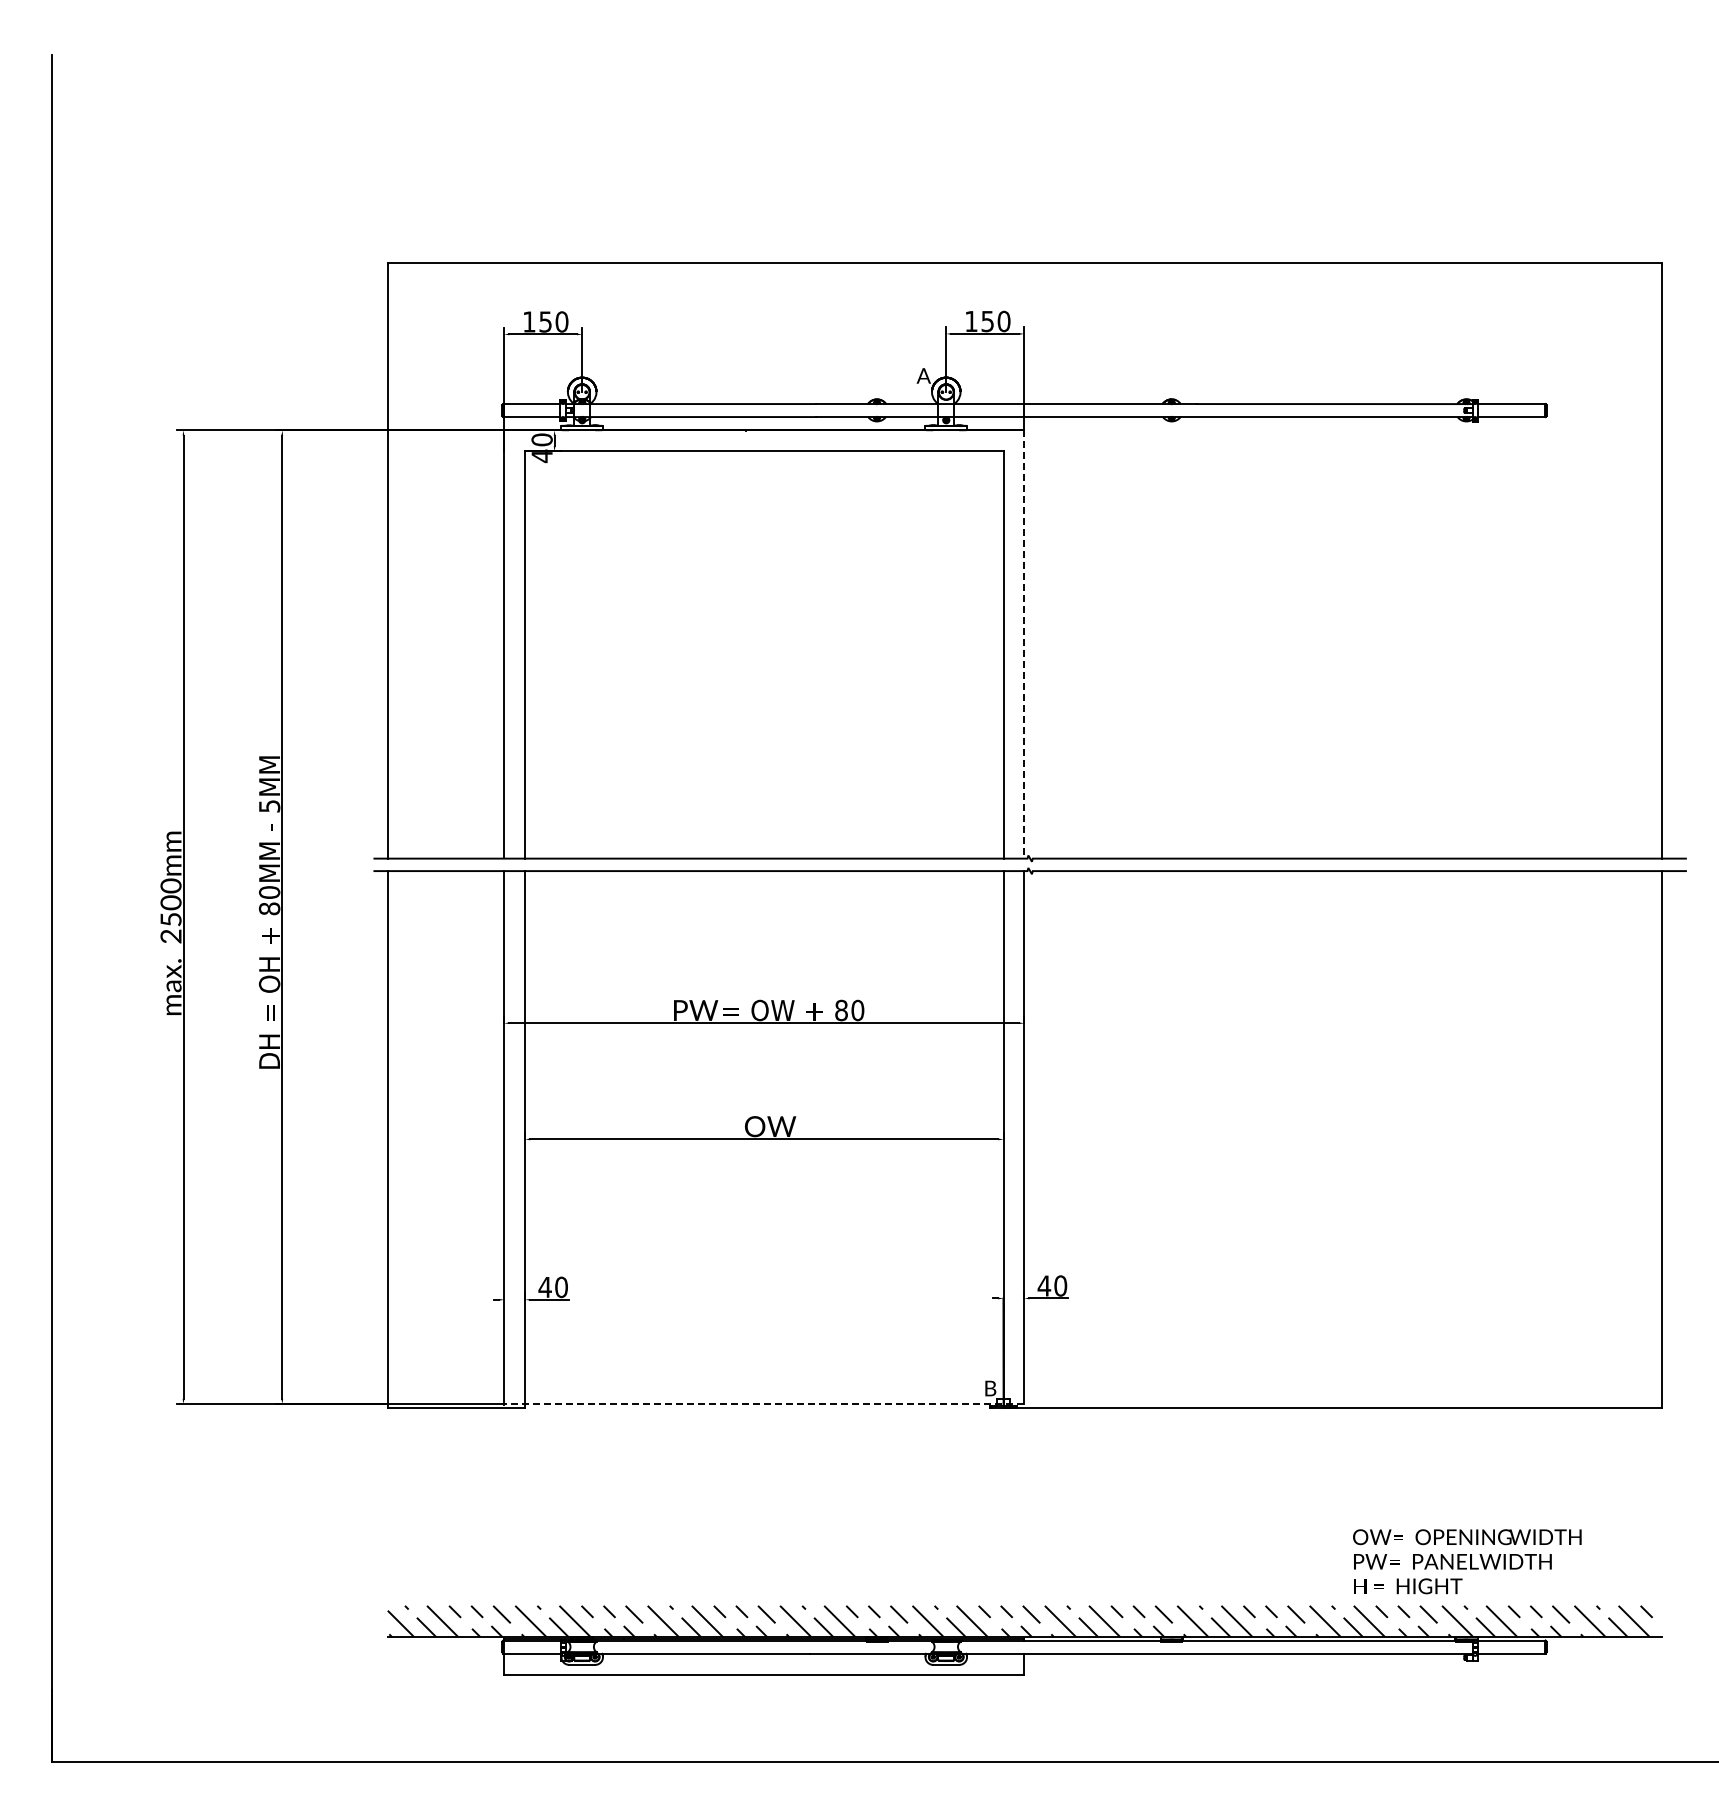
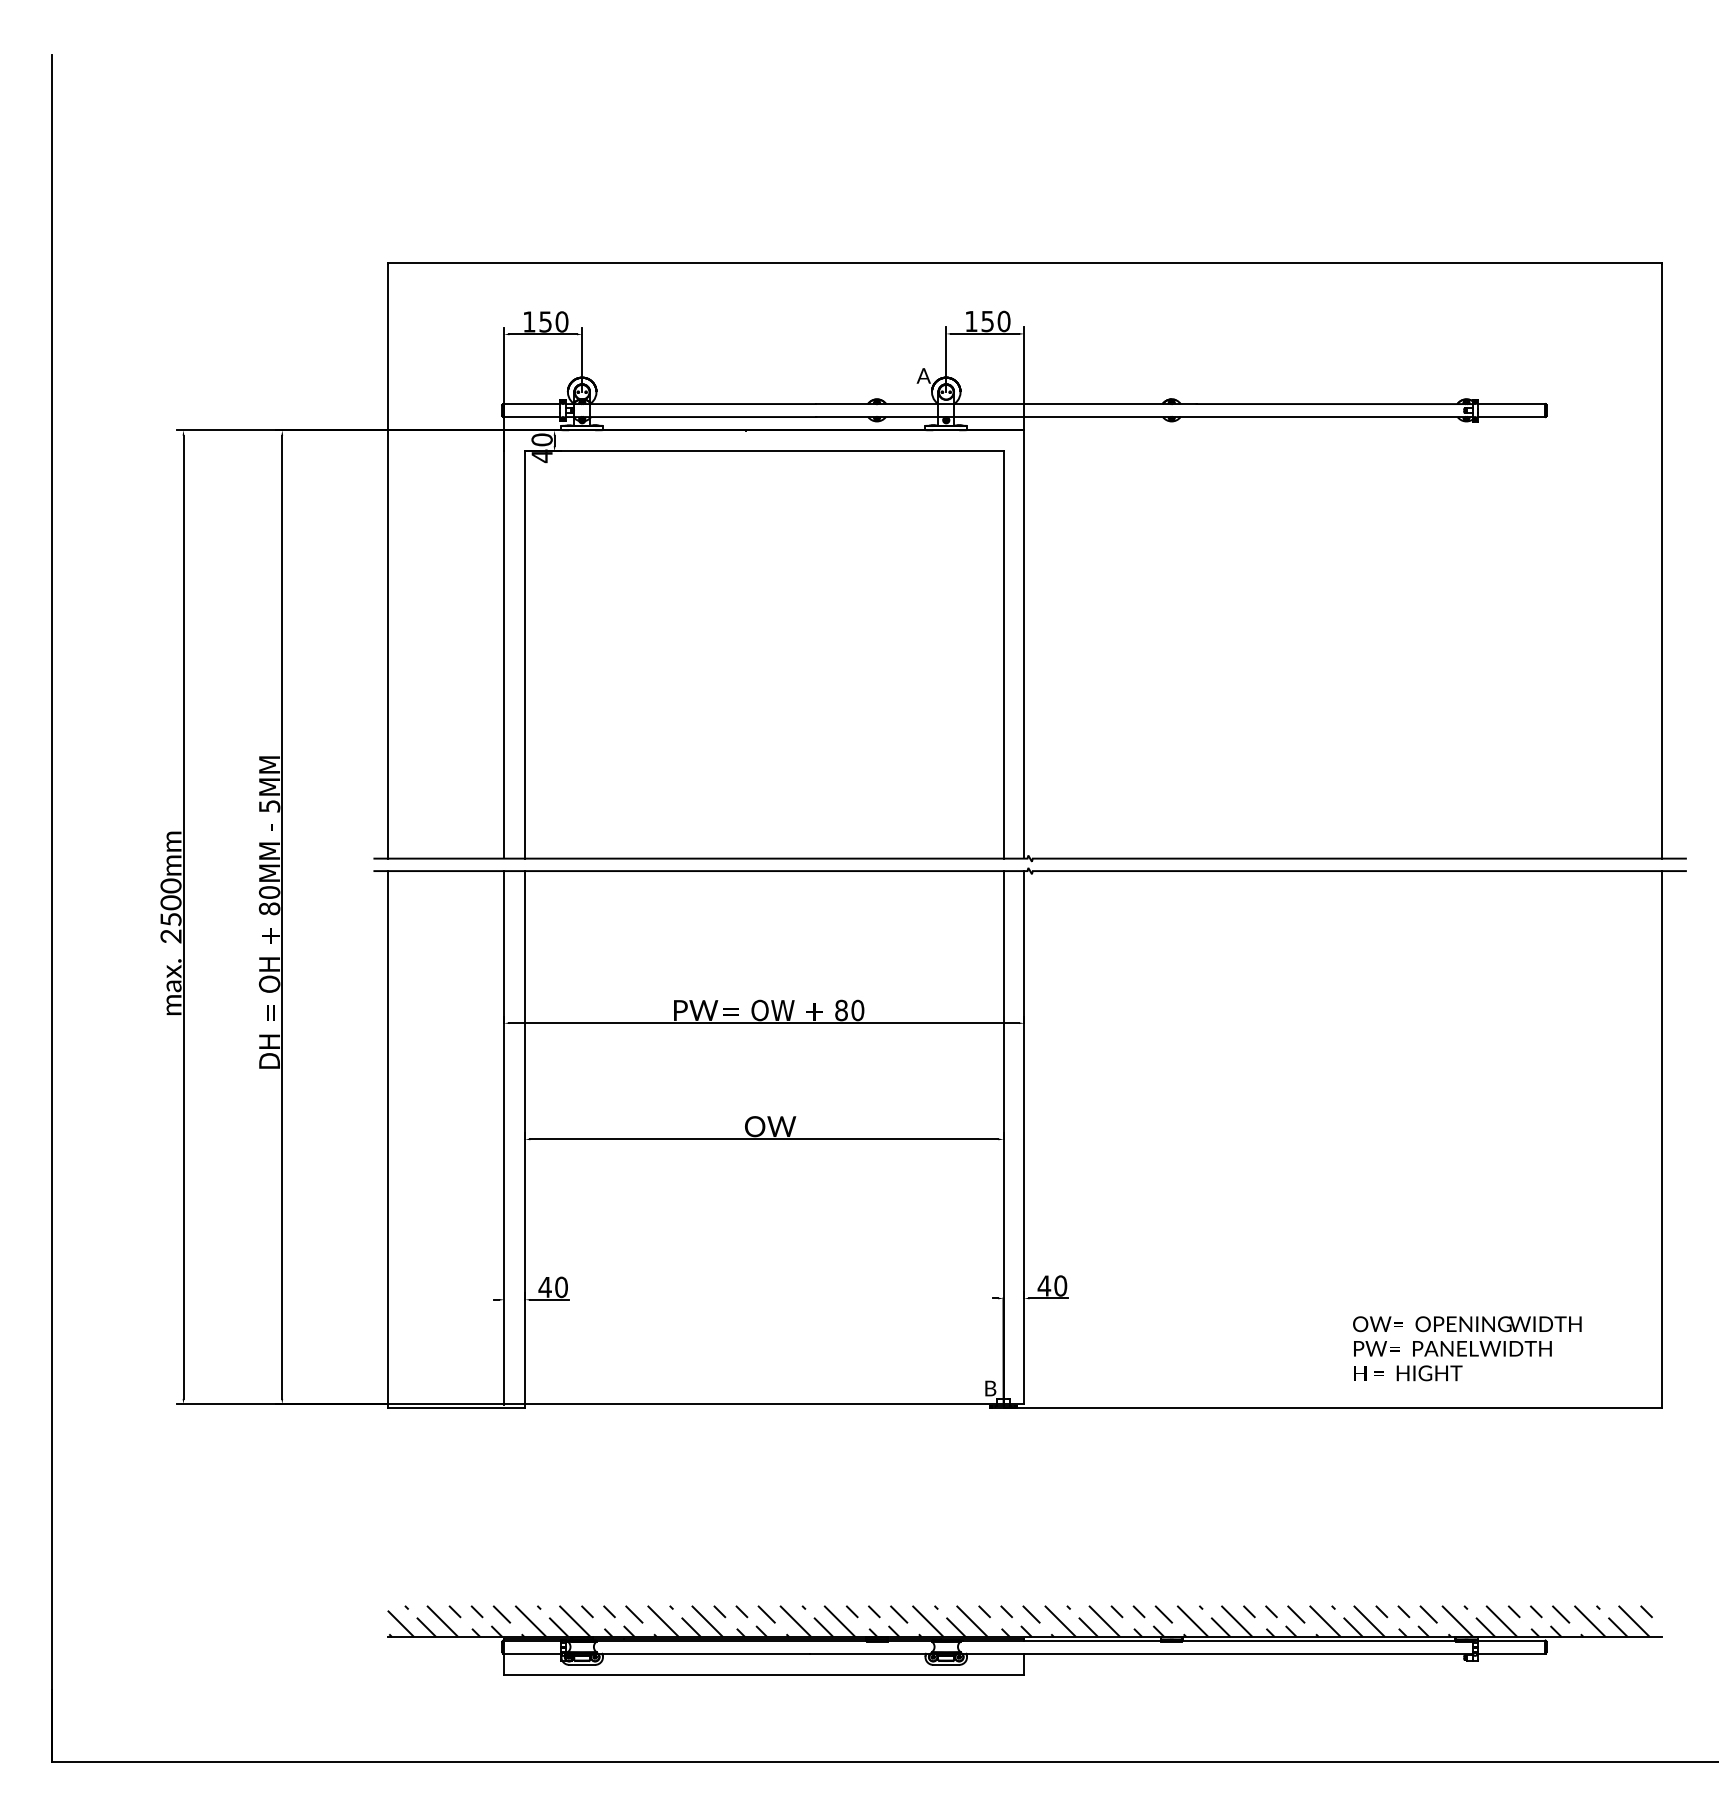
line: dashed -> solid (1024, 644)
line: dashed -> solid (763, 1404)
text position: (1467, 1561) -> (1467, 1348) (1467, 1348)
